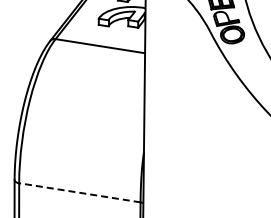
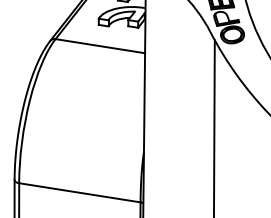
line: none -> present (213, 127)
line: dashed -> solid (79, 192)
